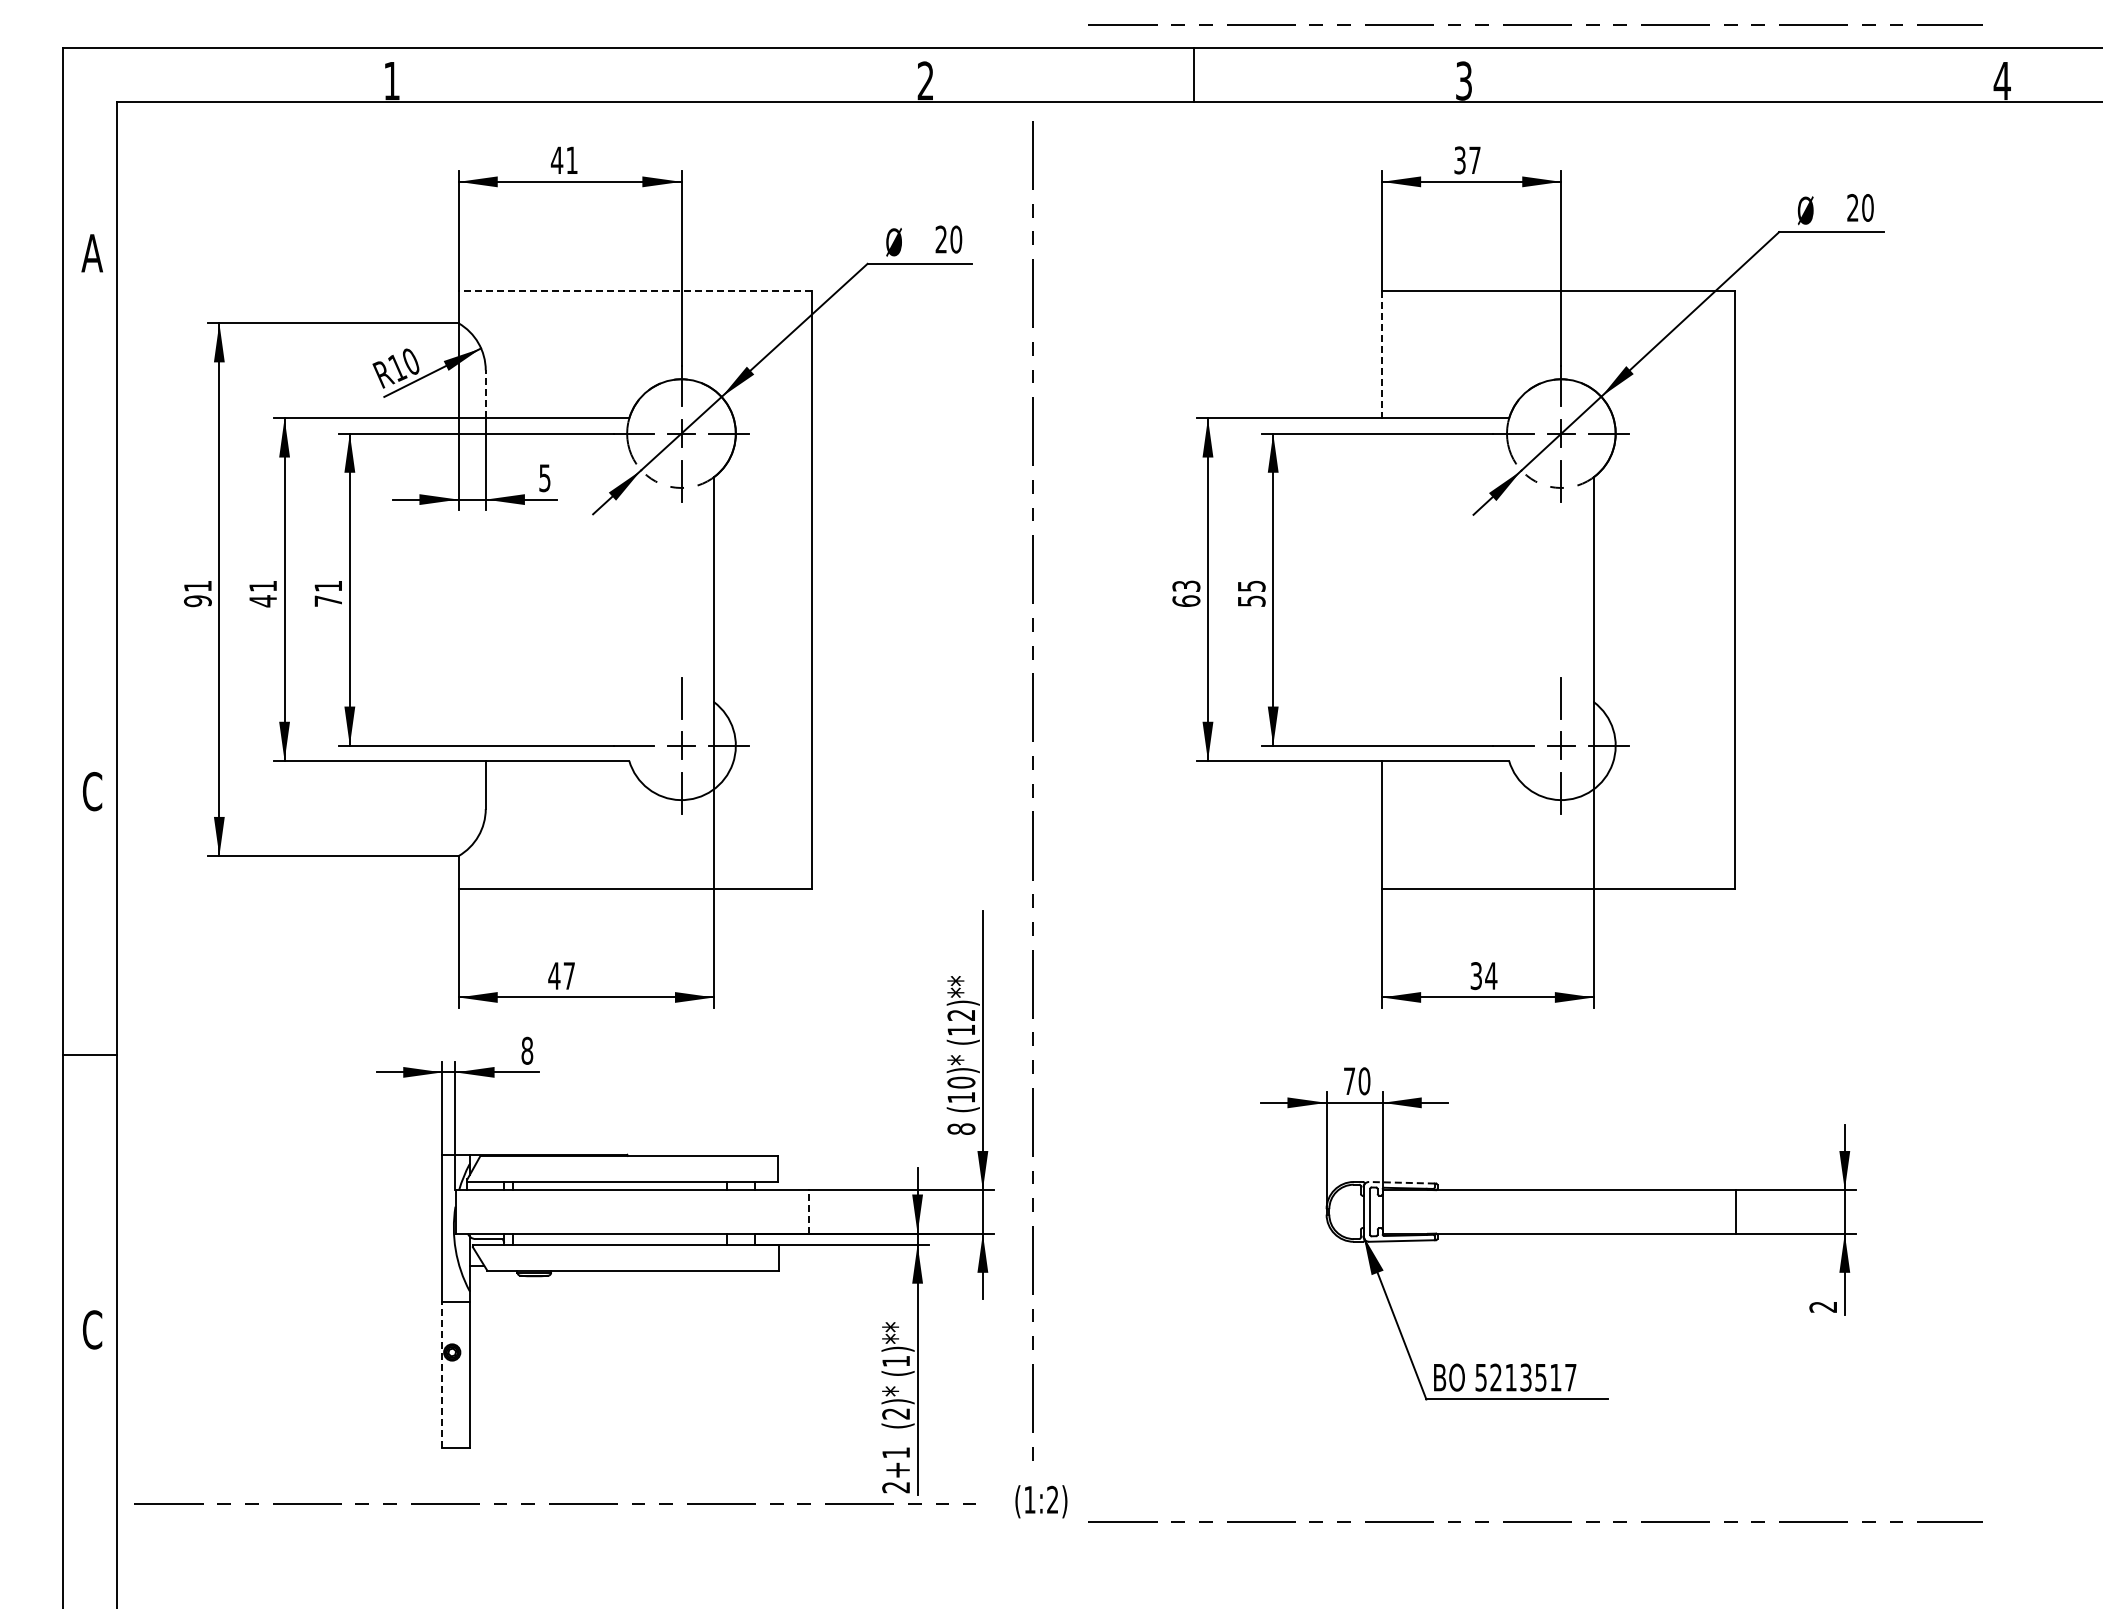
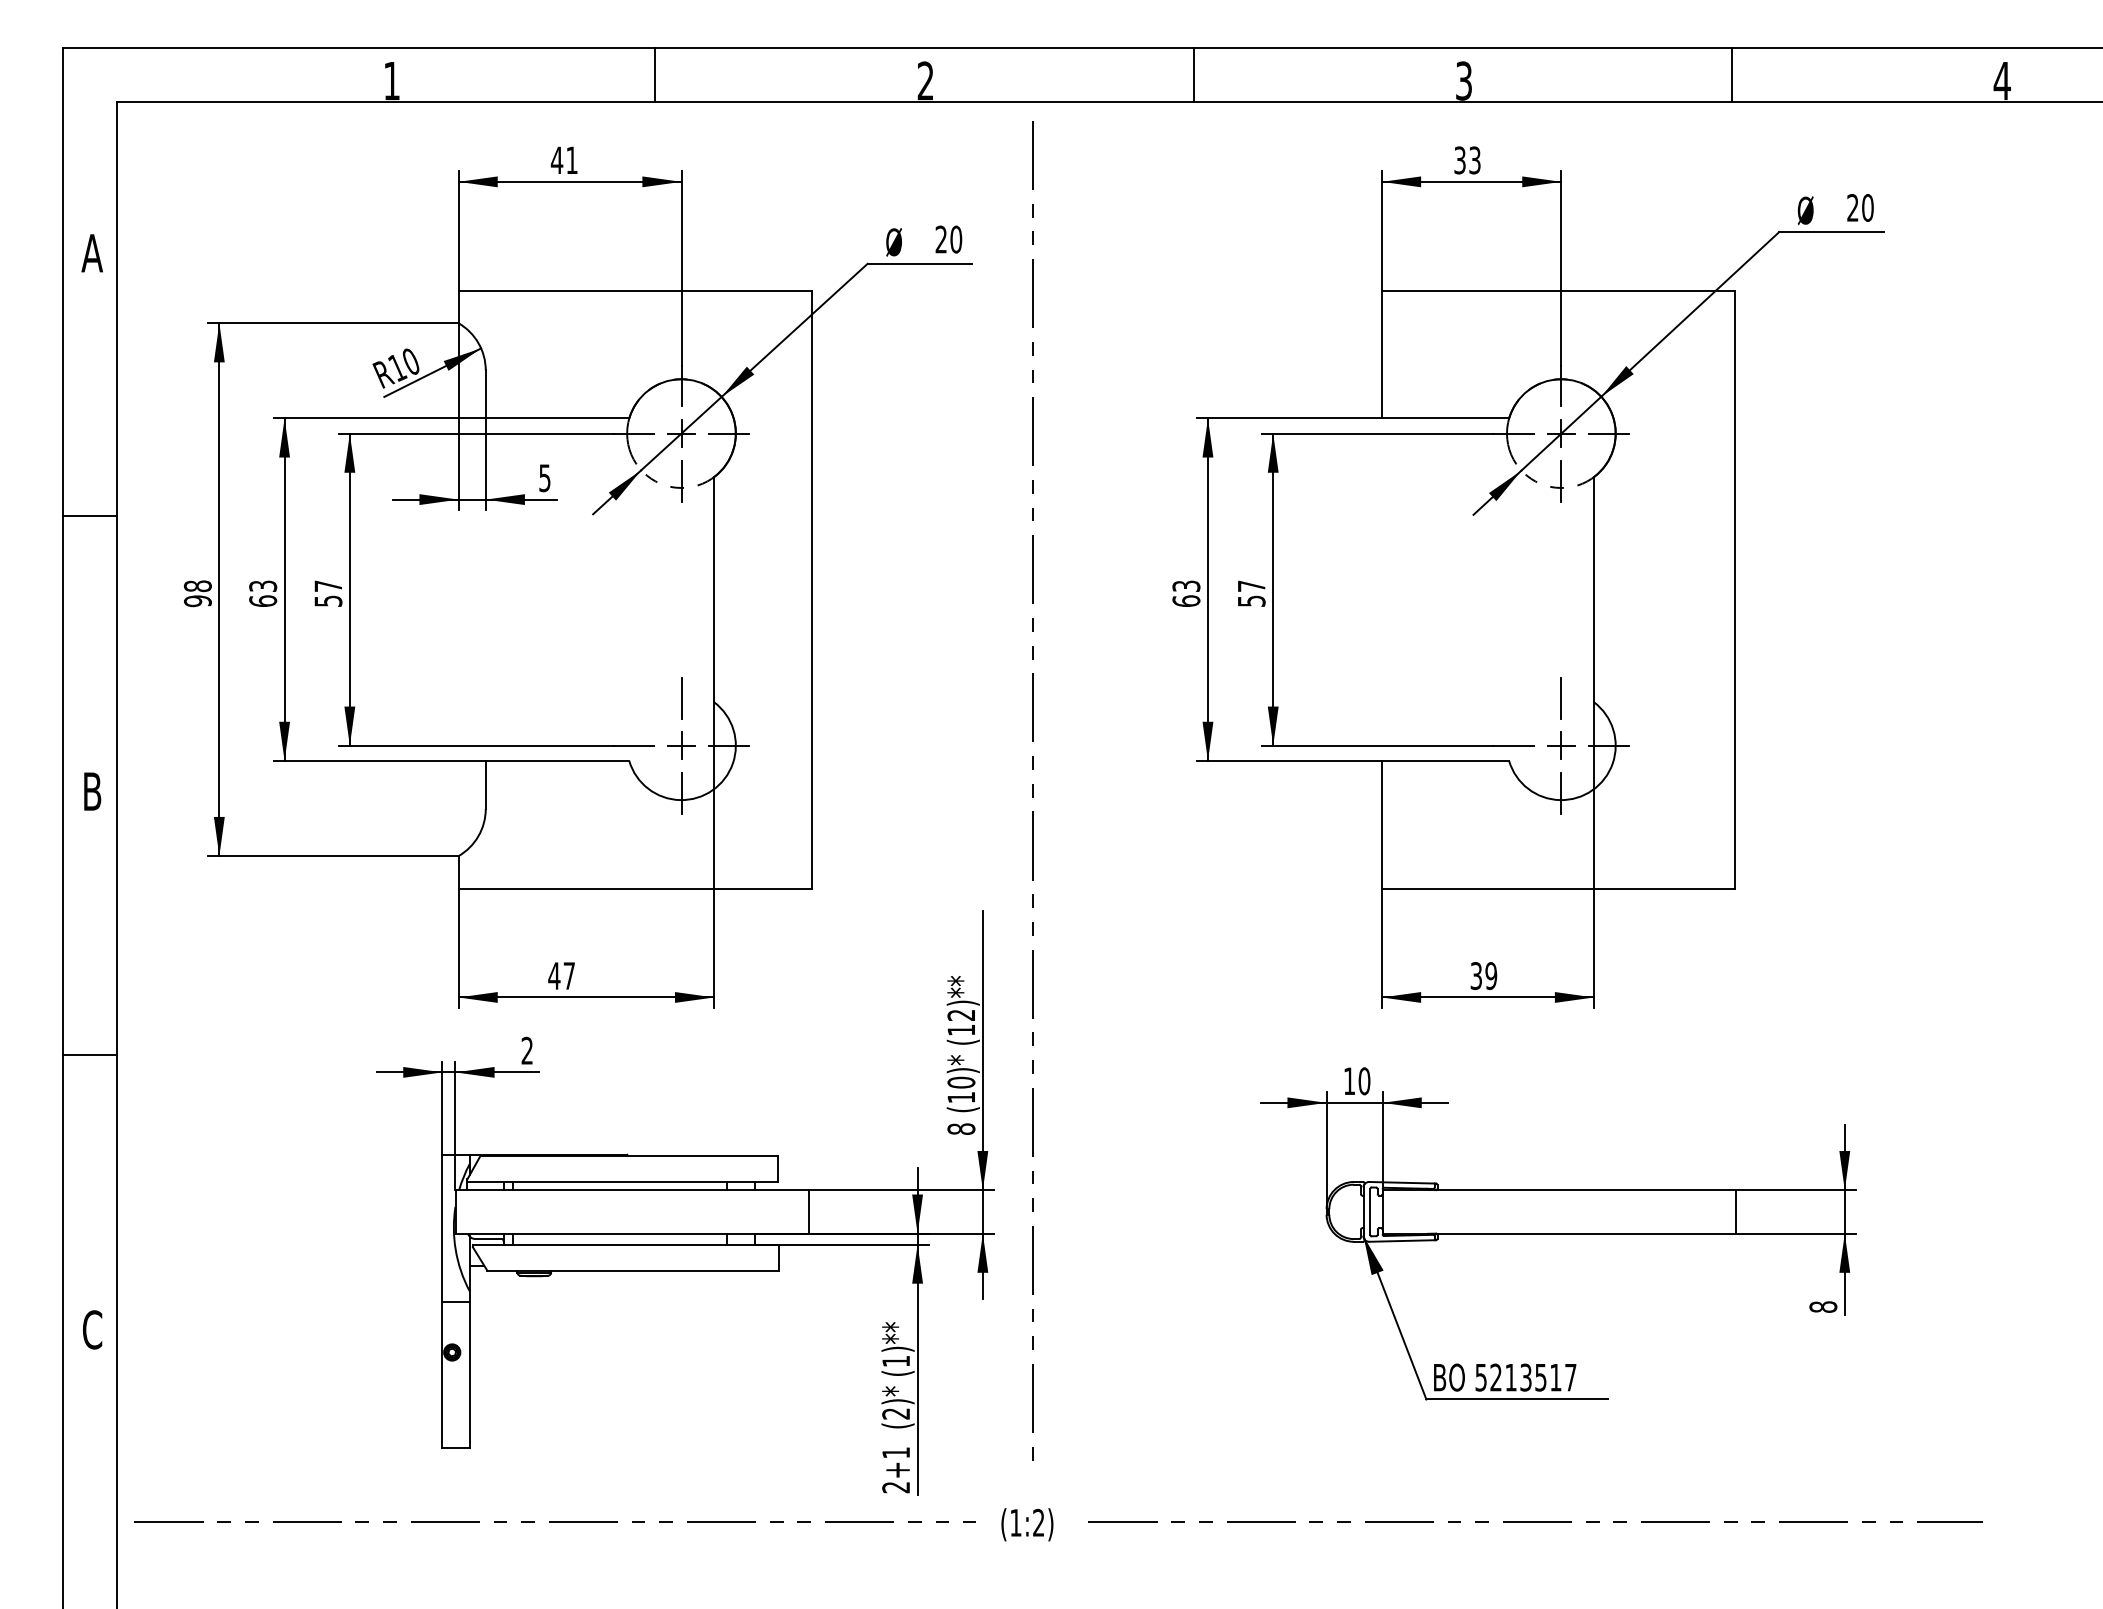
line: present -> none (1535, 24)
line: none -> present (655, 74)
line: none -> present (1731, 74)
text: 37 -> 33 (1474, 160)
line: dashed -> solid (635, 290)
line: dashed -> solid (1381, 354)
line: dashed -> solid (485, 393)
line: none -> present (89, 516)
text: 55 -> 57 (1251, 585)
text: 91 -> 98 (197, 586)
text: 41 -> 63 (263, 593)
text: 71 -> 57 (328, 593)
text: C -> B (92, 791)
text: 34 -> 39 (1491, 976)
text: 8 -> 2 (527, 1050)
text: 70 -> 10 (1349, 1080)
line: dashed -> solid (1401, 1182)
line: dashed -> solid (808, 1211)
text: 2 -> 8 (1823, 1306)
line: dashed -> solid (442, 1374)
text position: (1041, 1501) -> (1027, 1524) (1027, 1524)
line position: (554, 1503) -> (554, 1521) (554, 1521)
